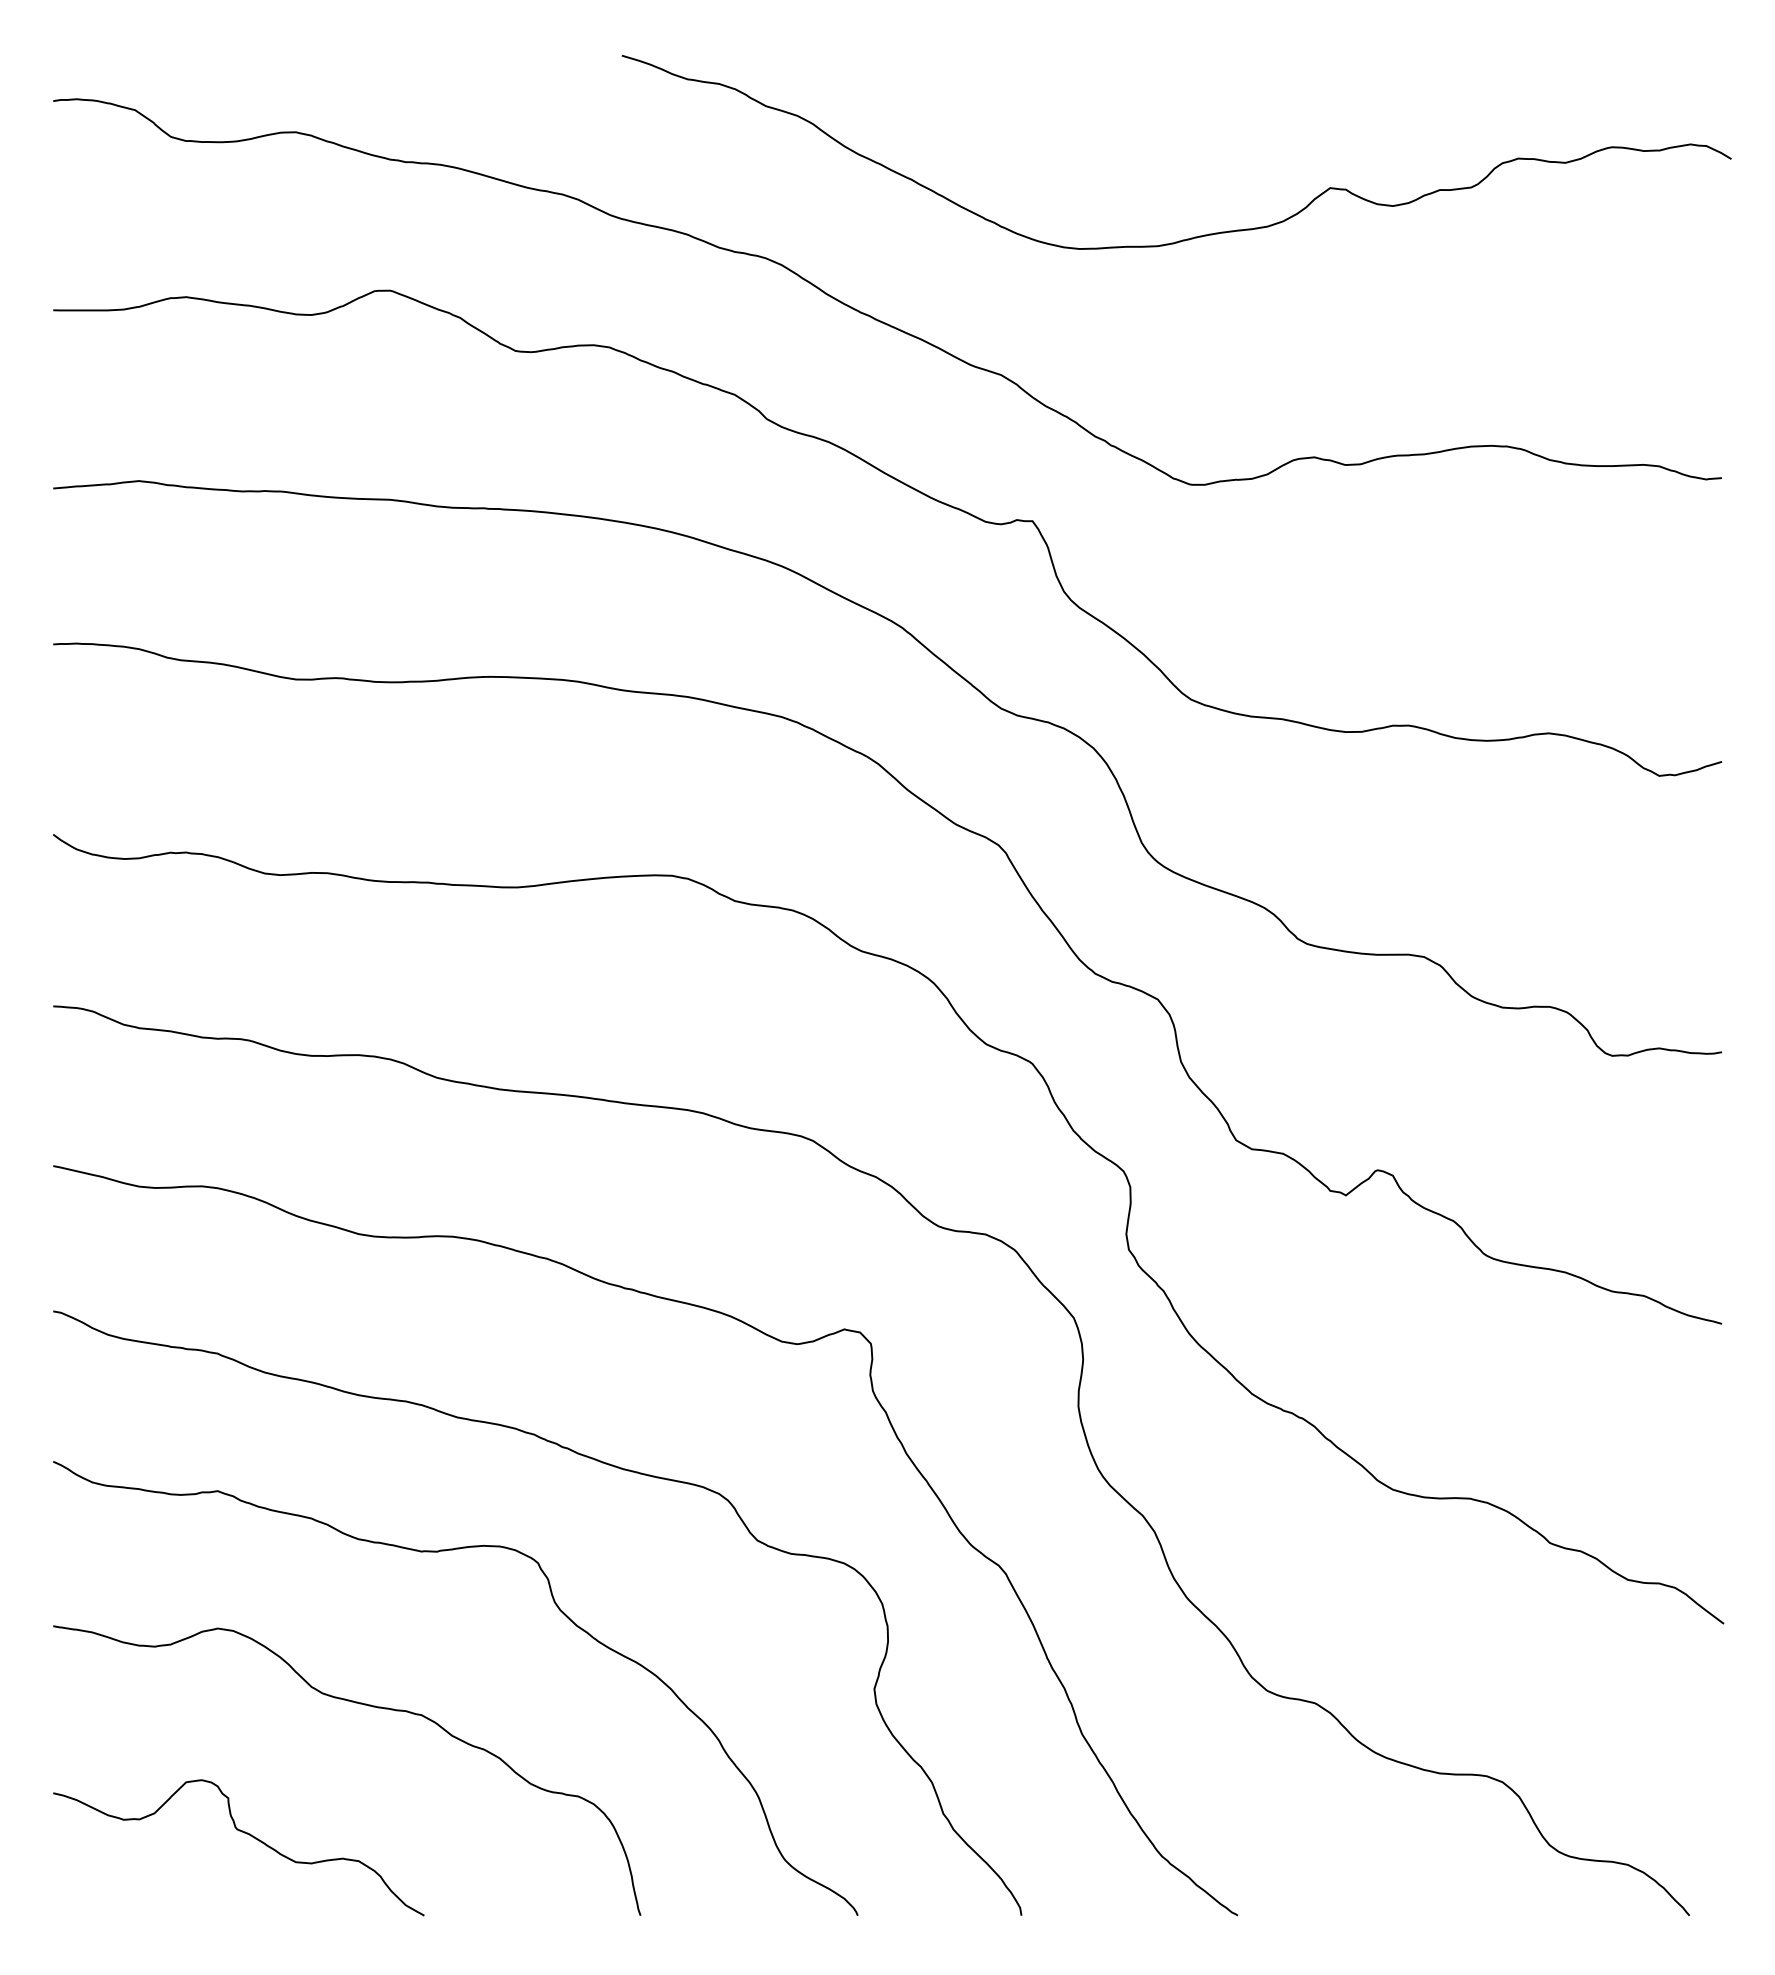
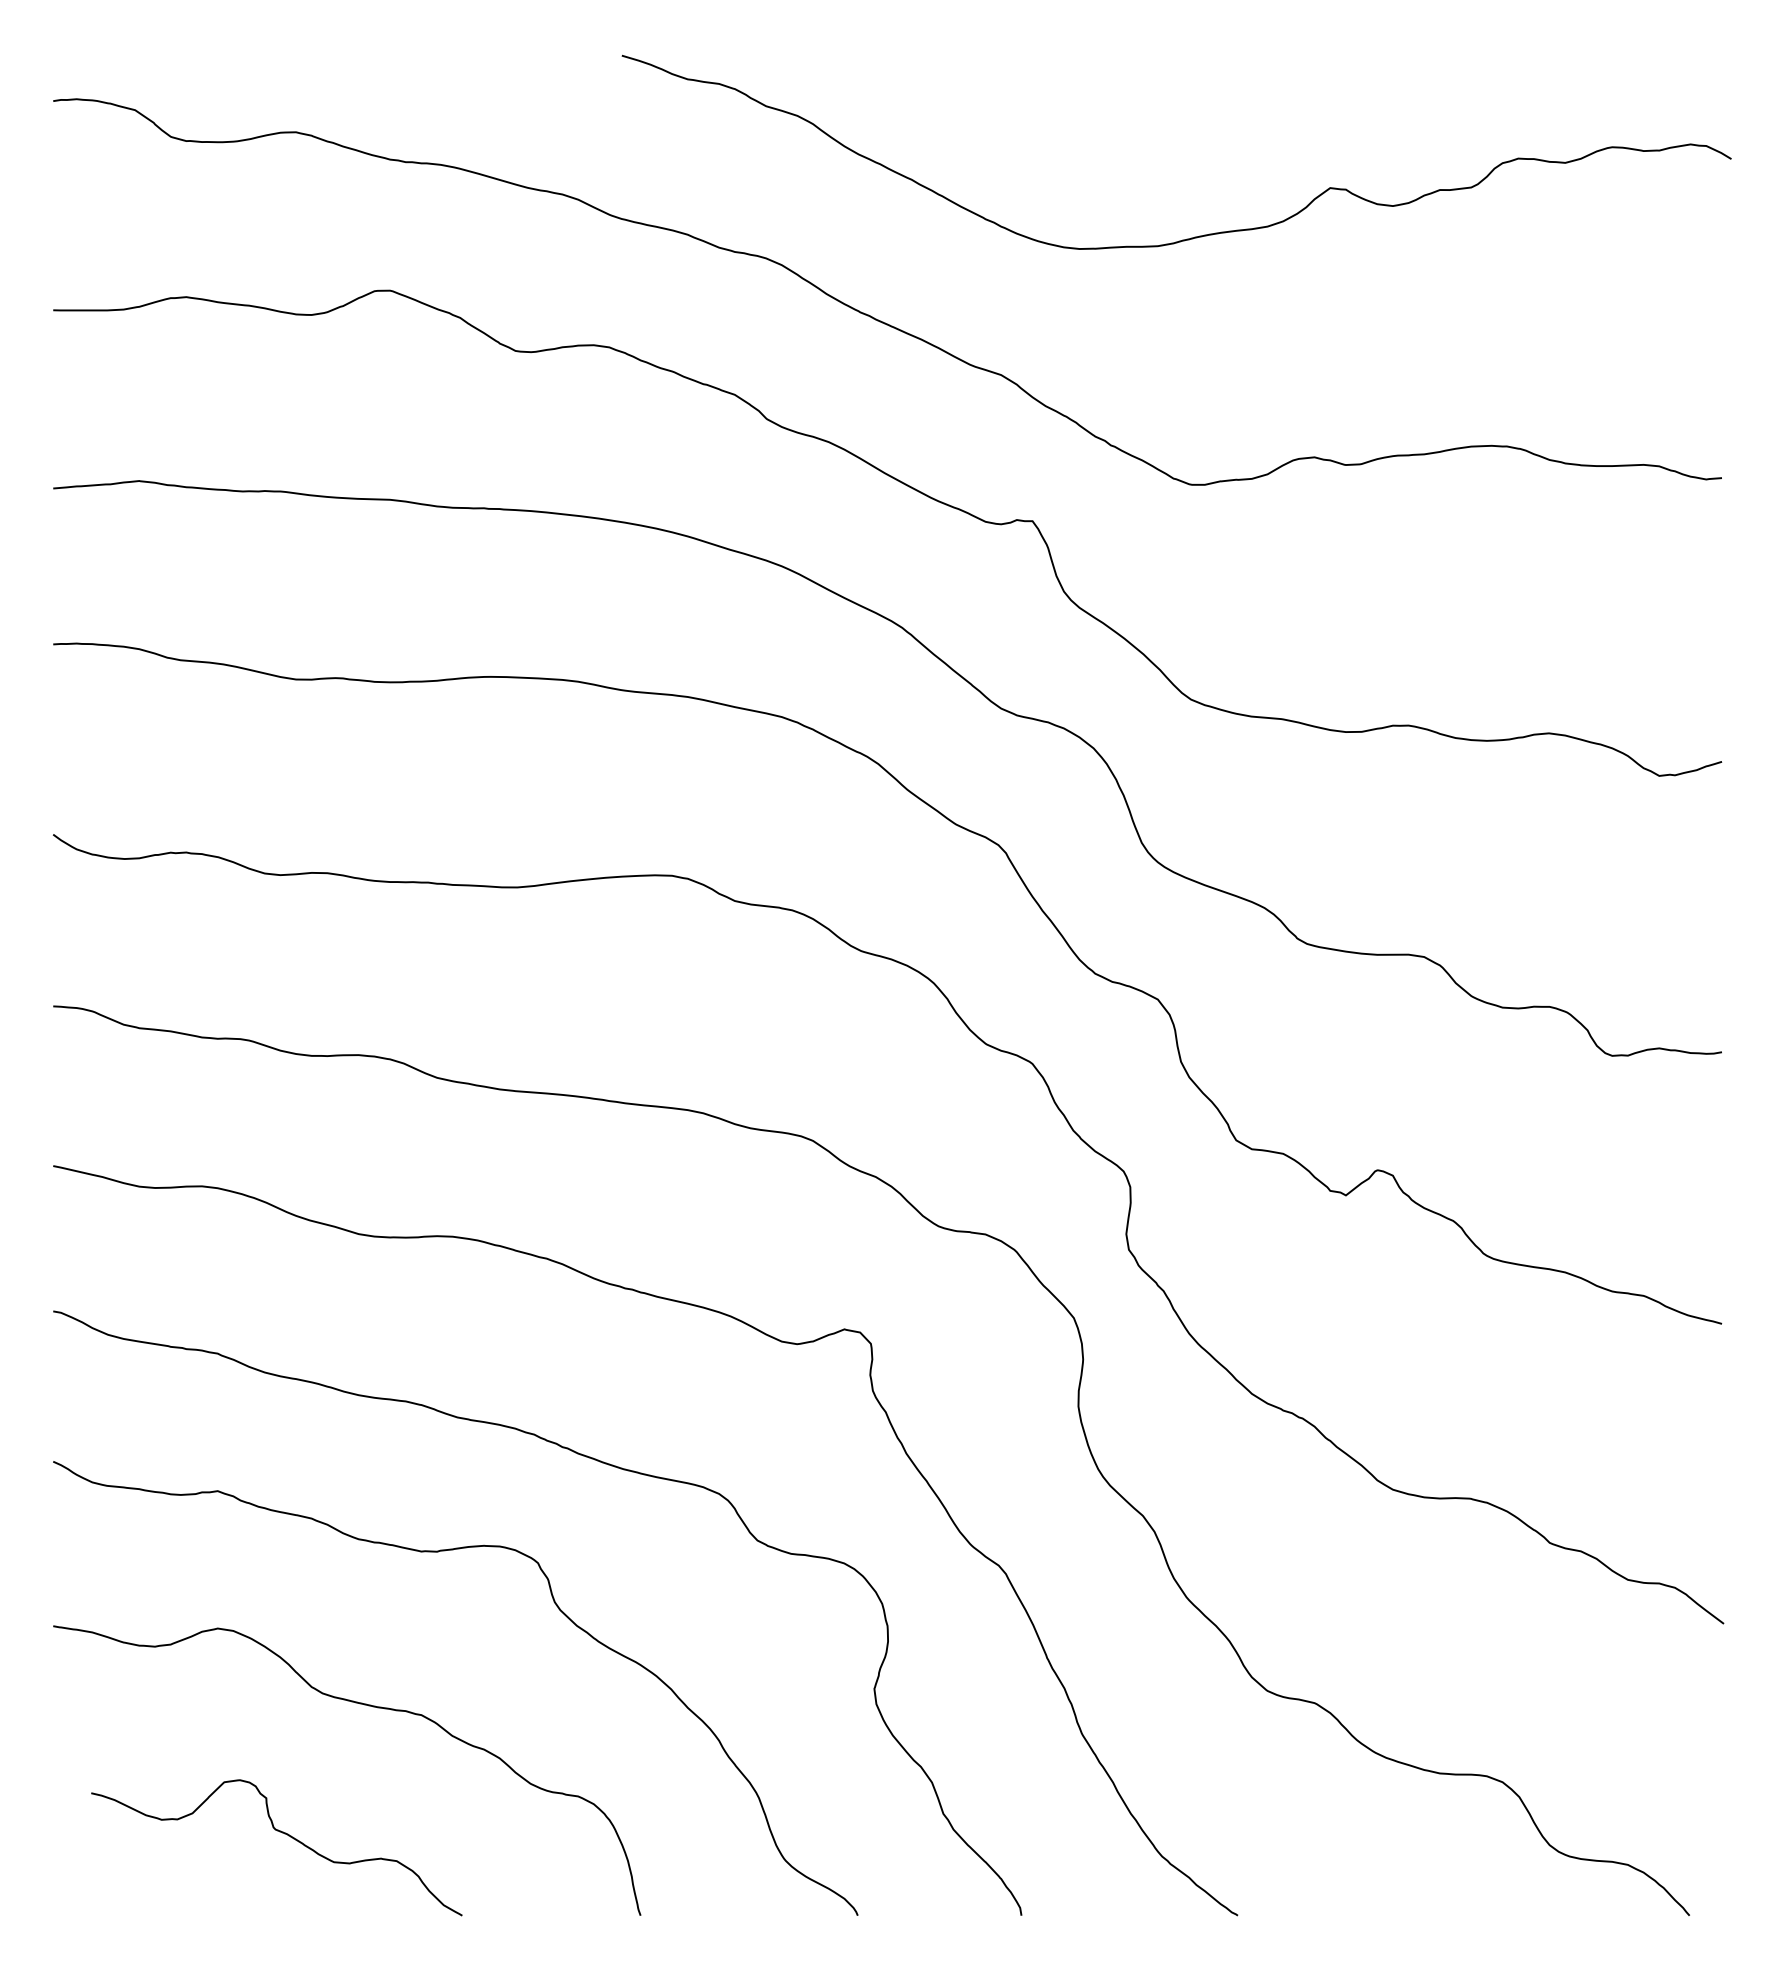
curve position: (244, 1833) -> (282, 1833) (282, 1833)
